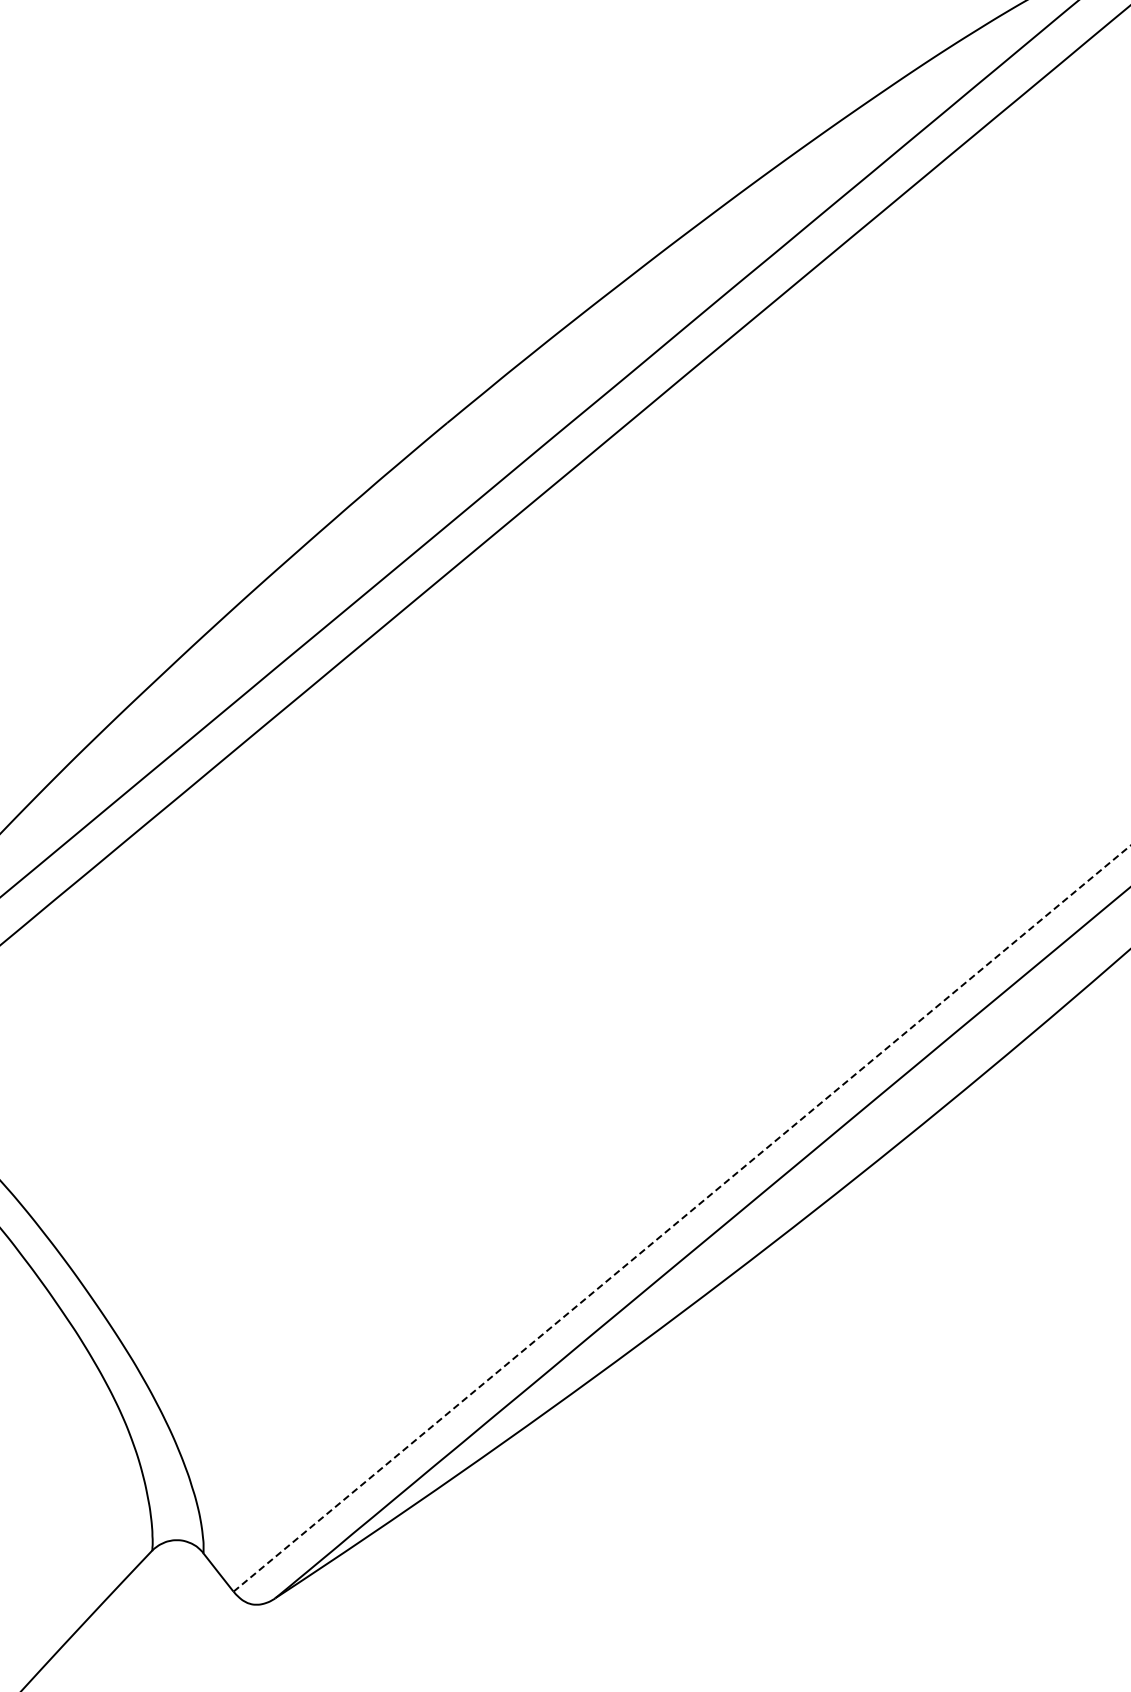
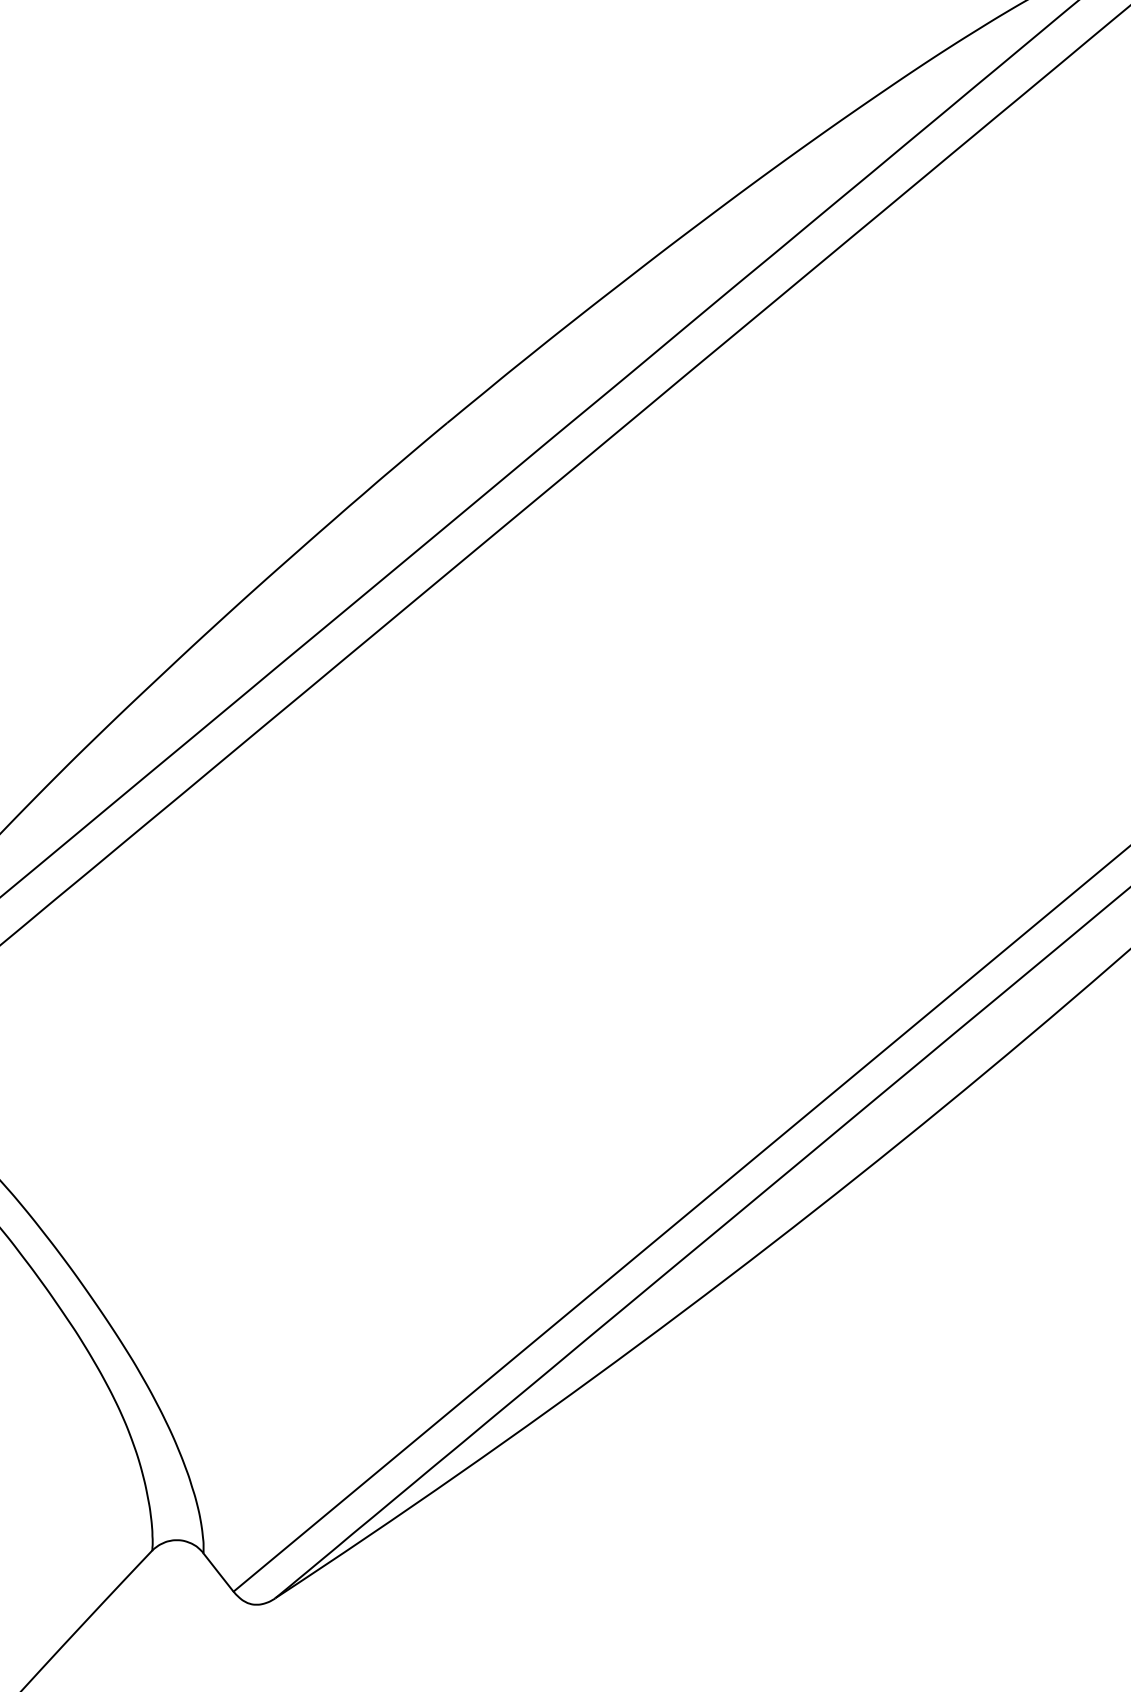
line: dashed -> solid (682, 1218)
